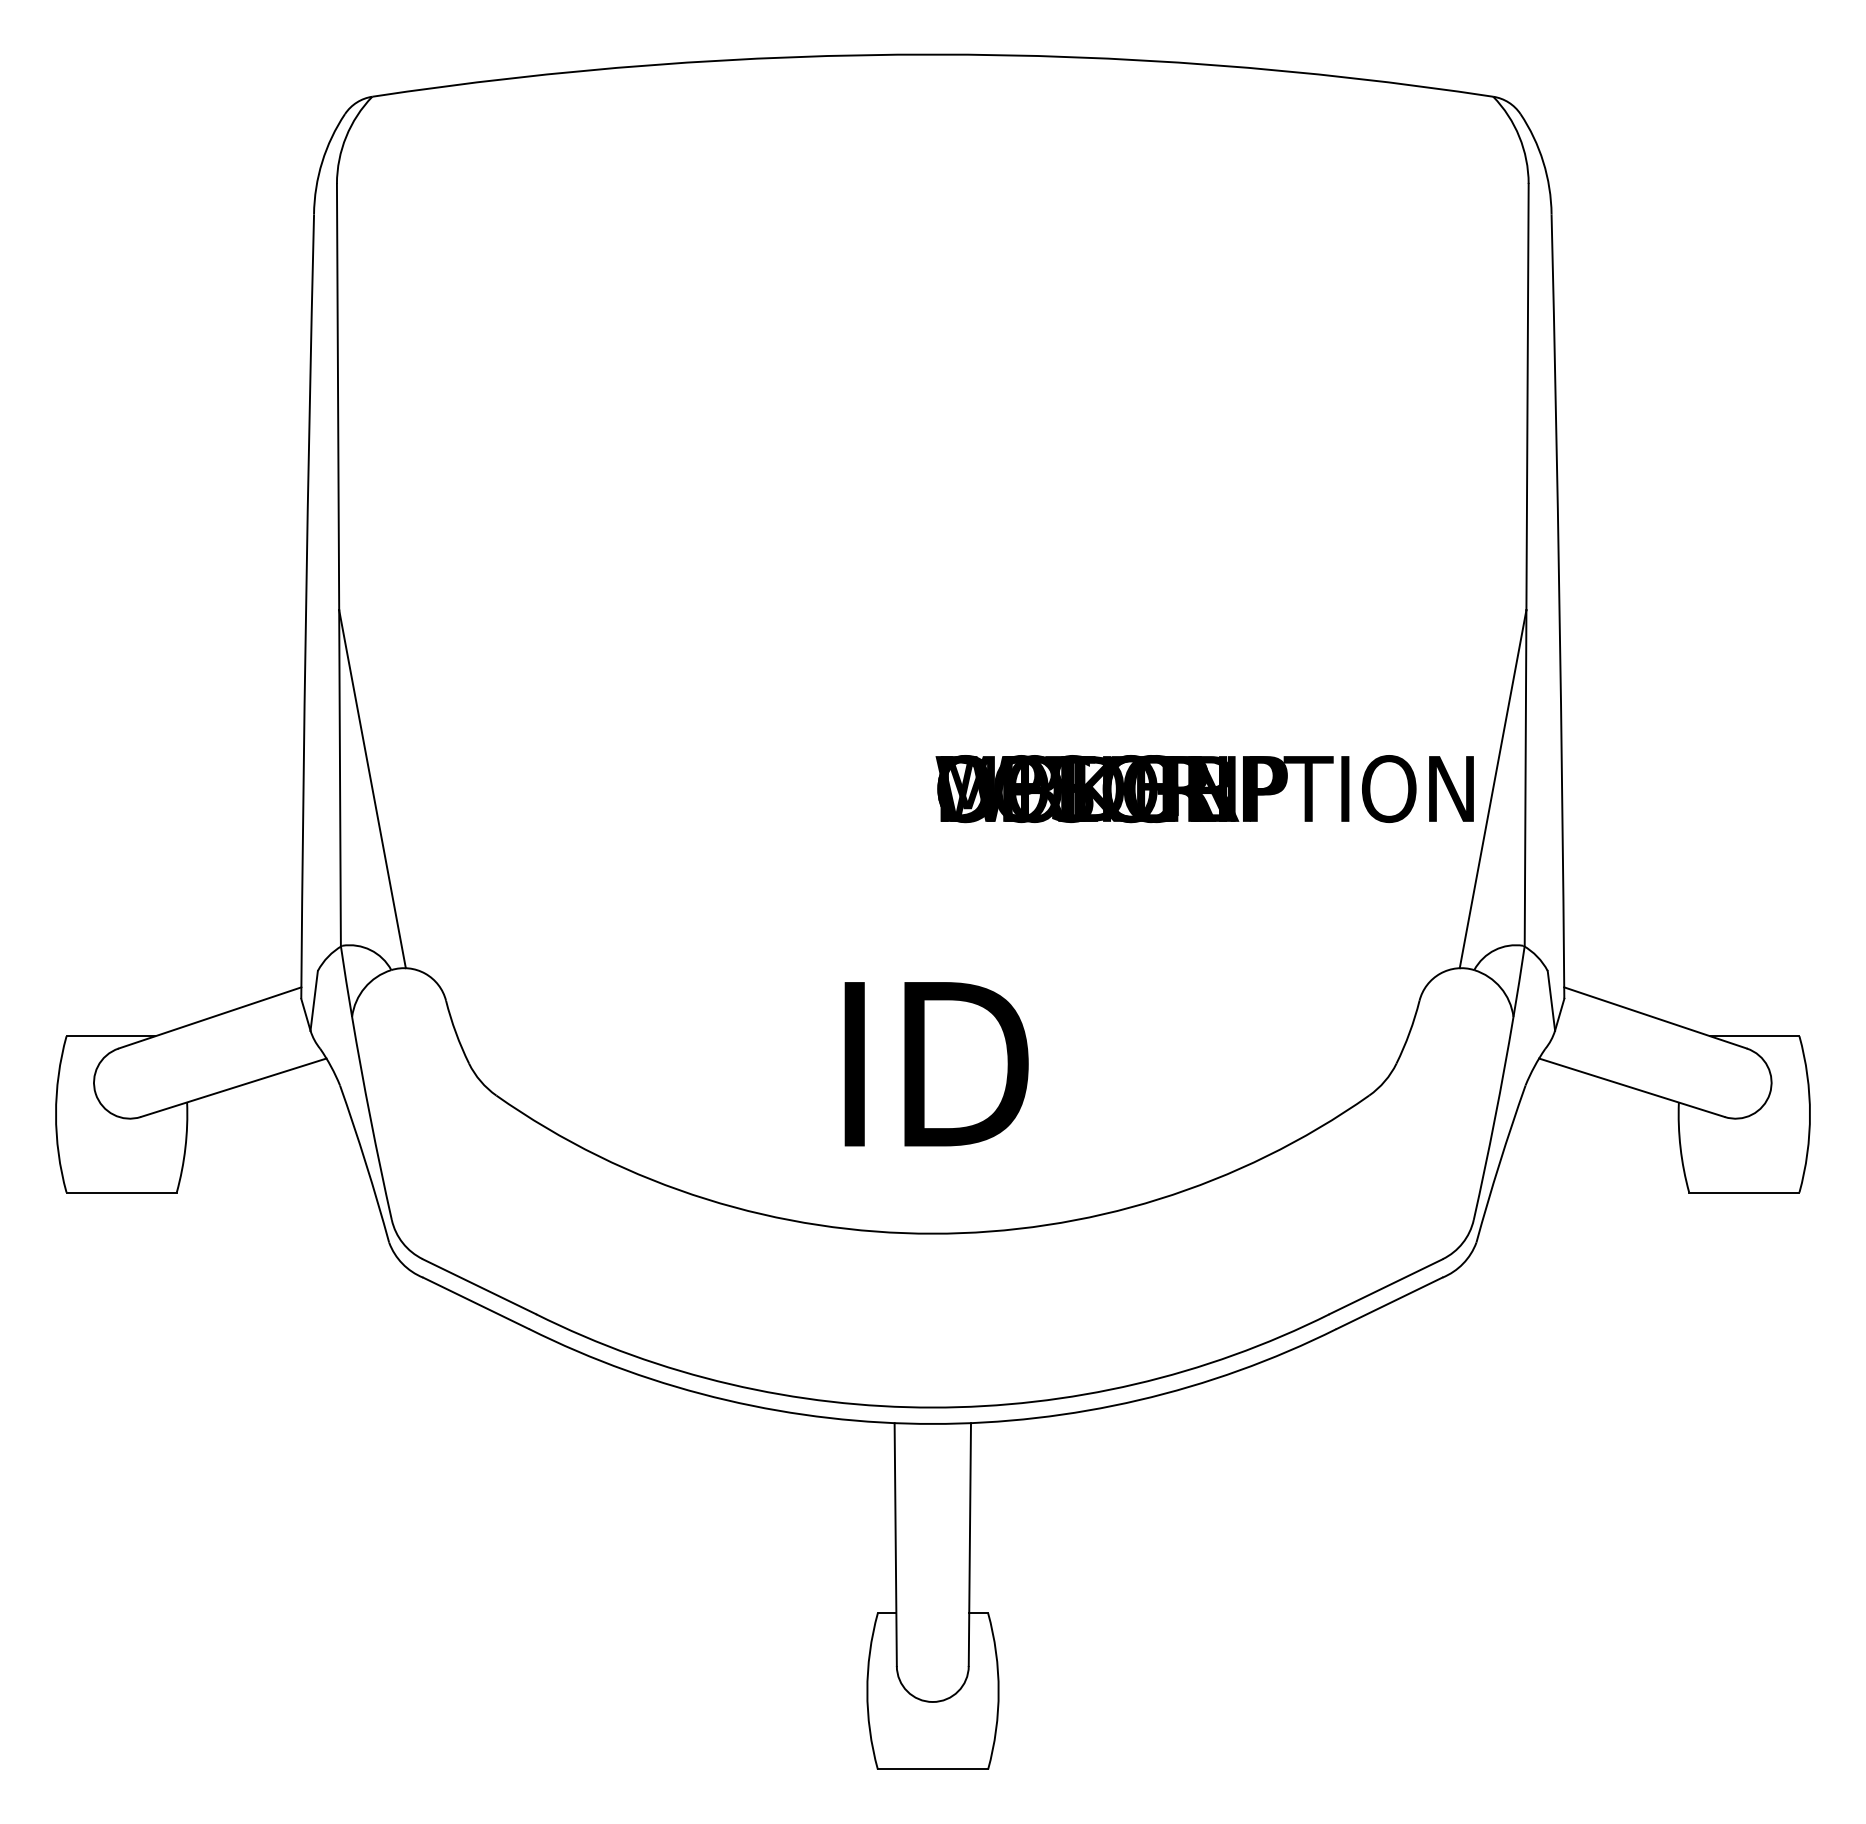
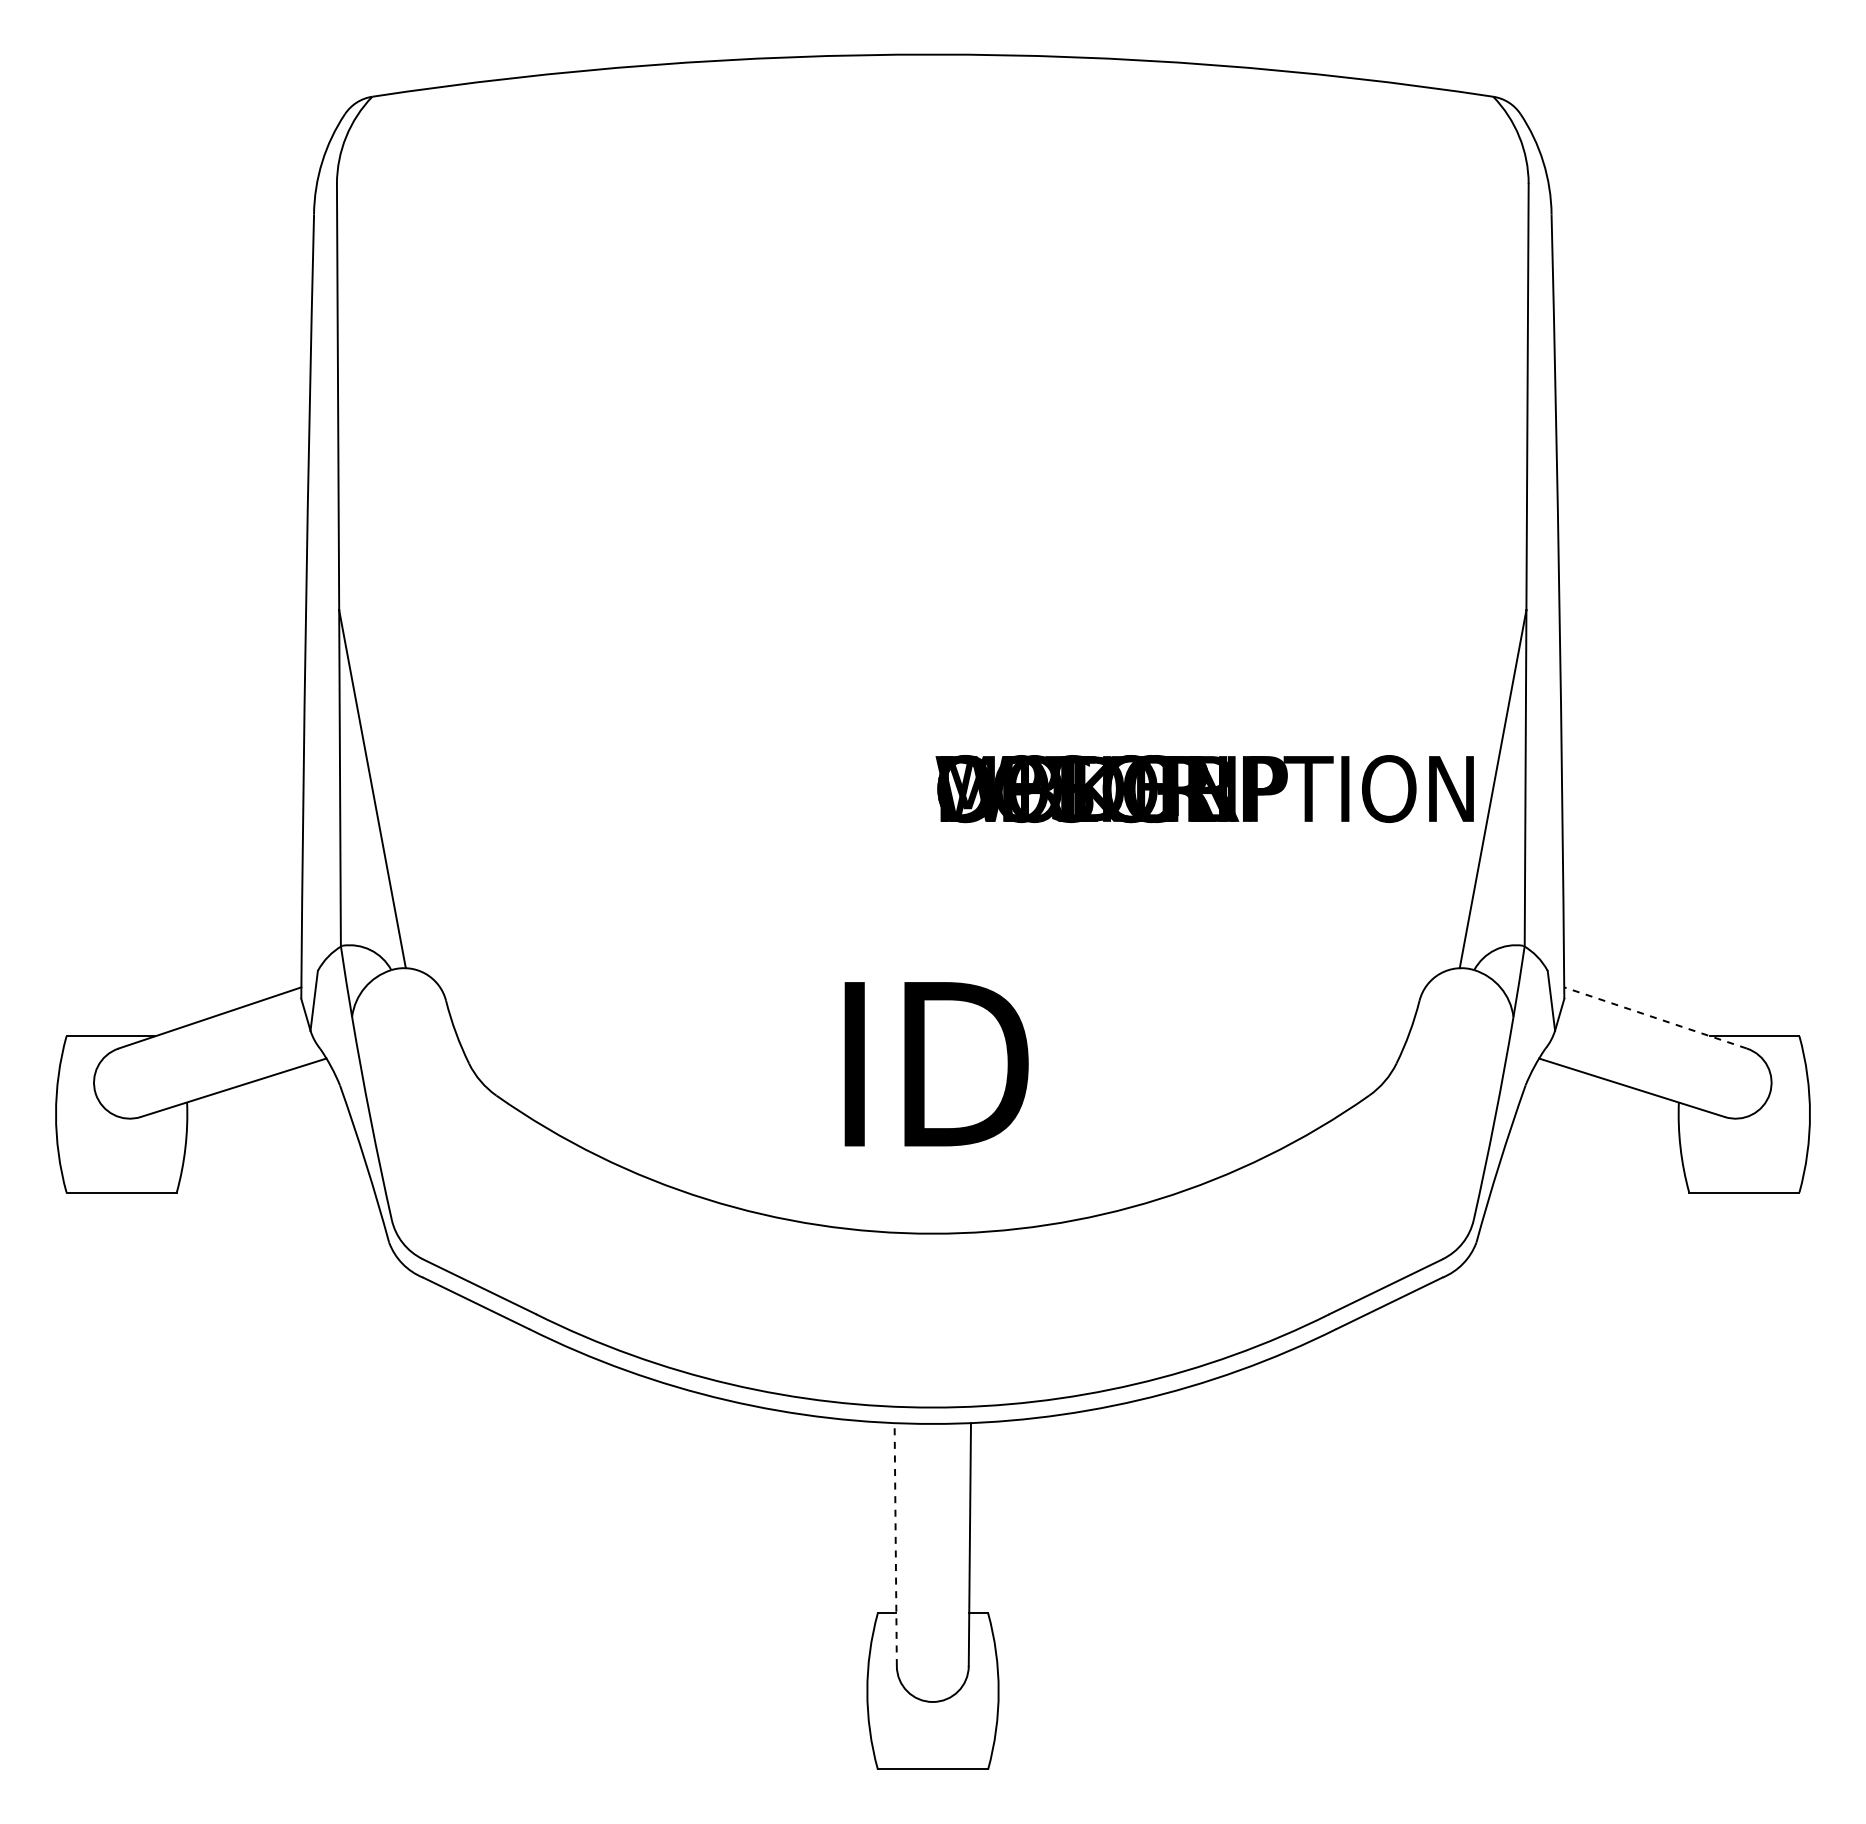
line: solid -> dashed (1655, 1017)
line: solid -> dashed (895, 1544)
